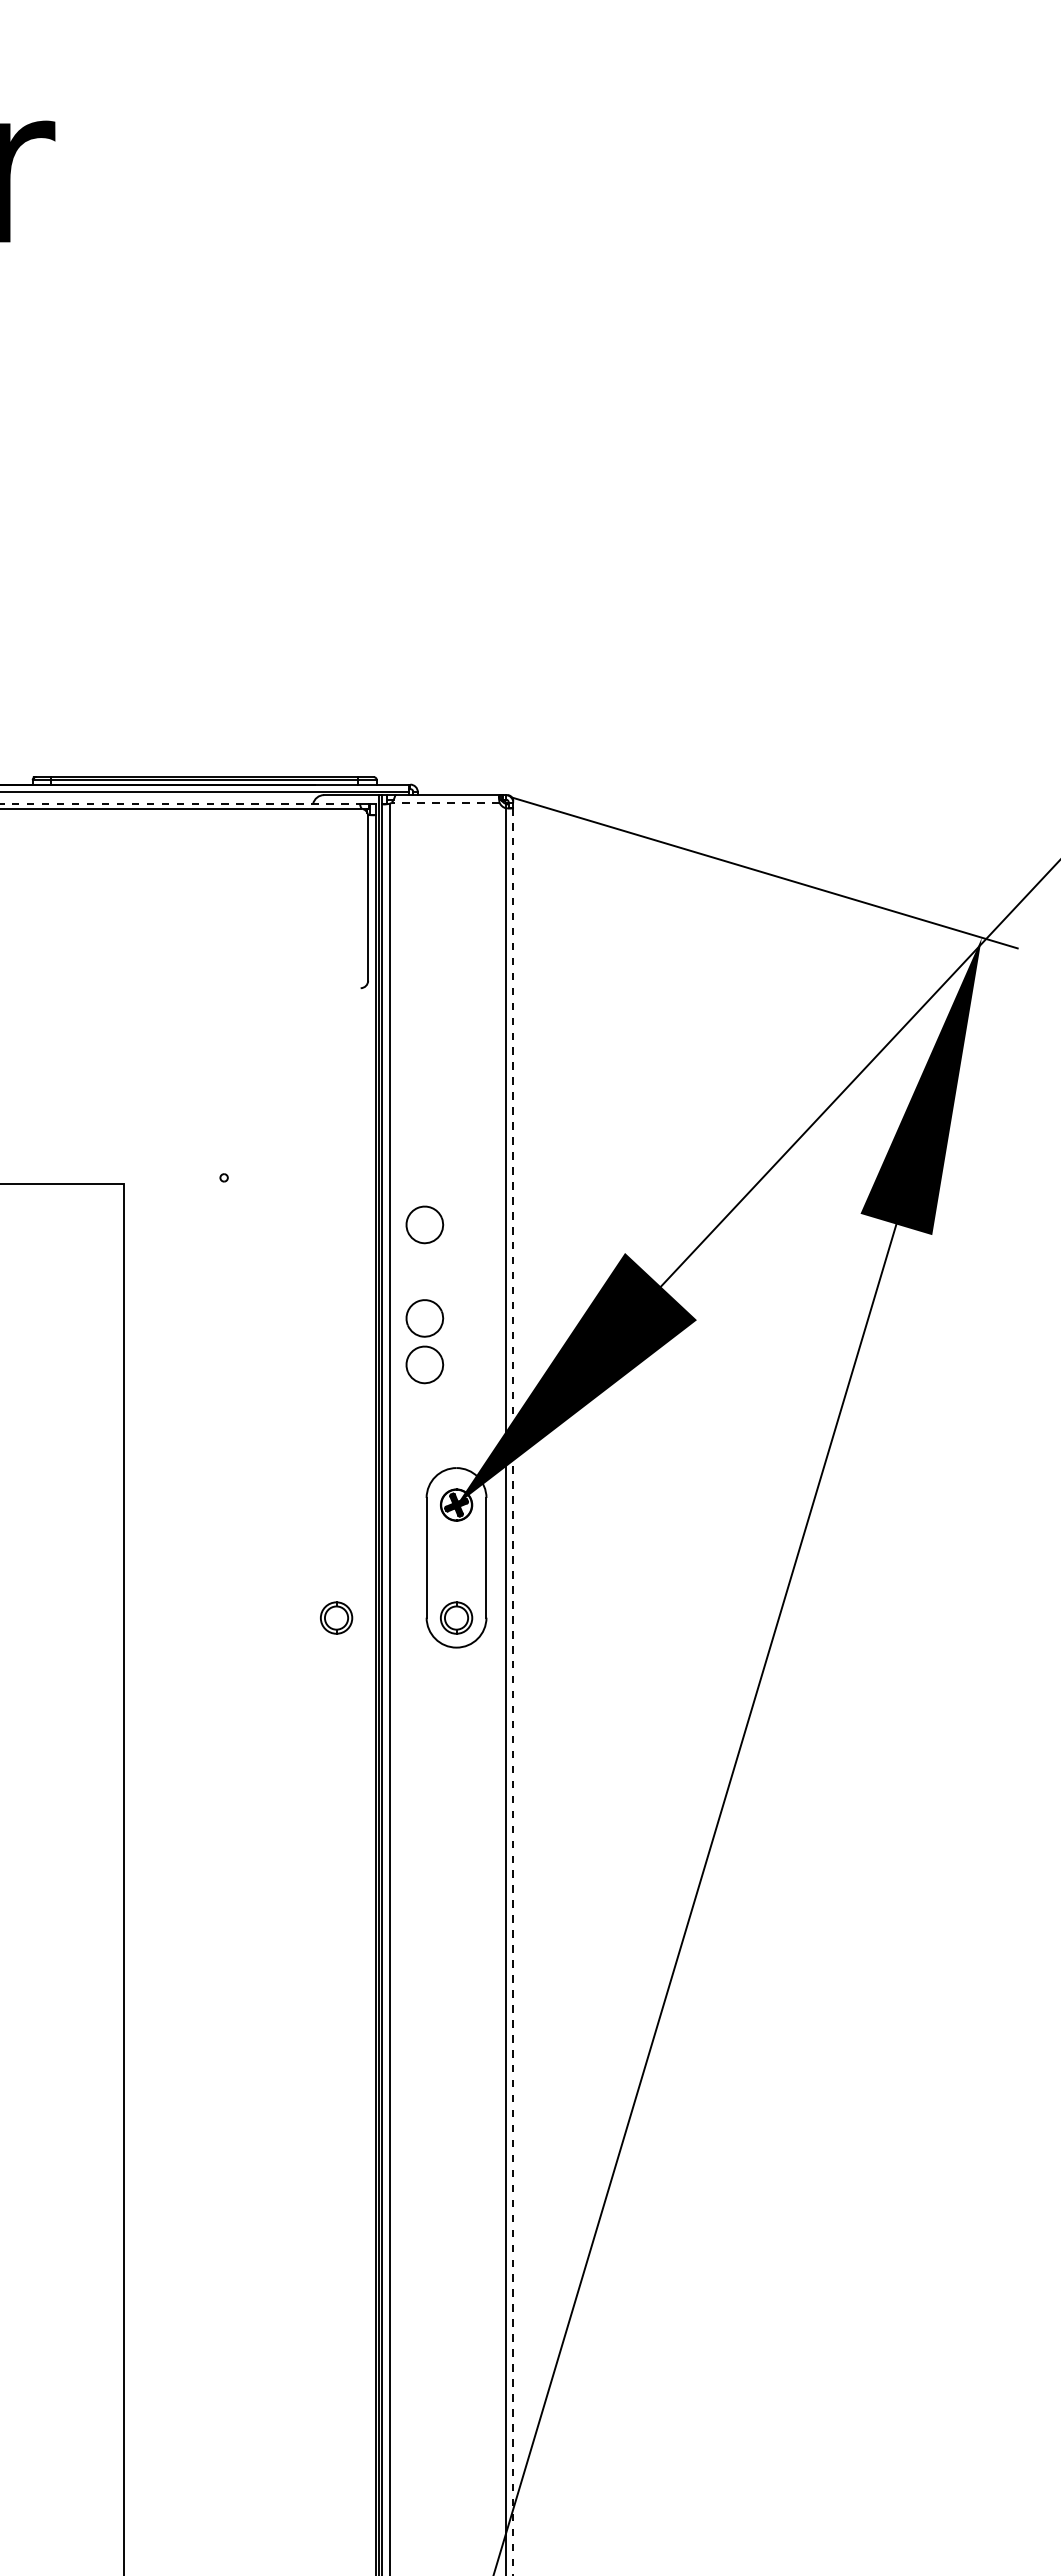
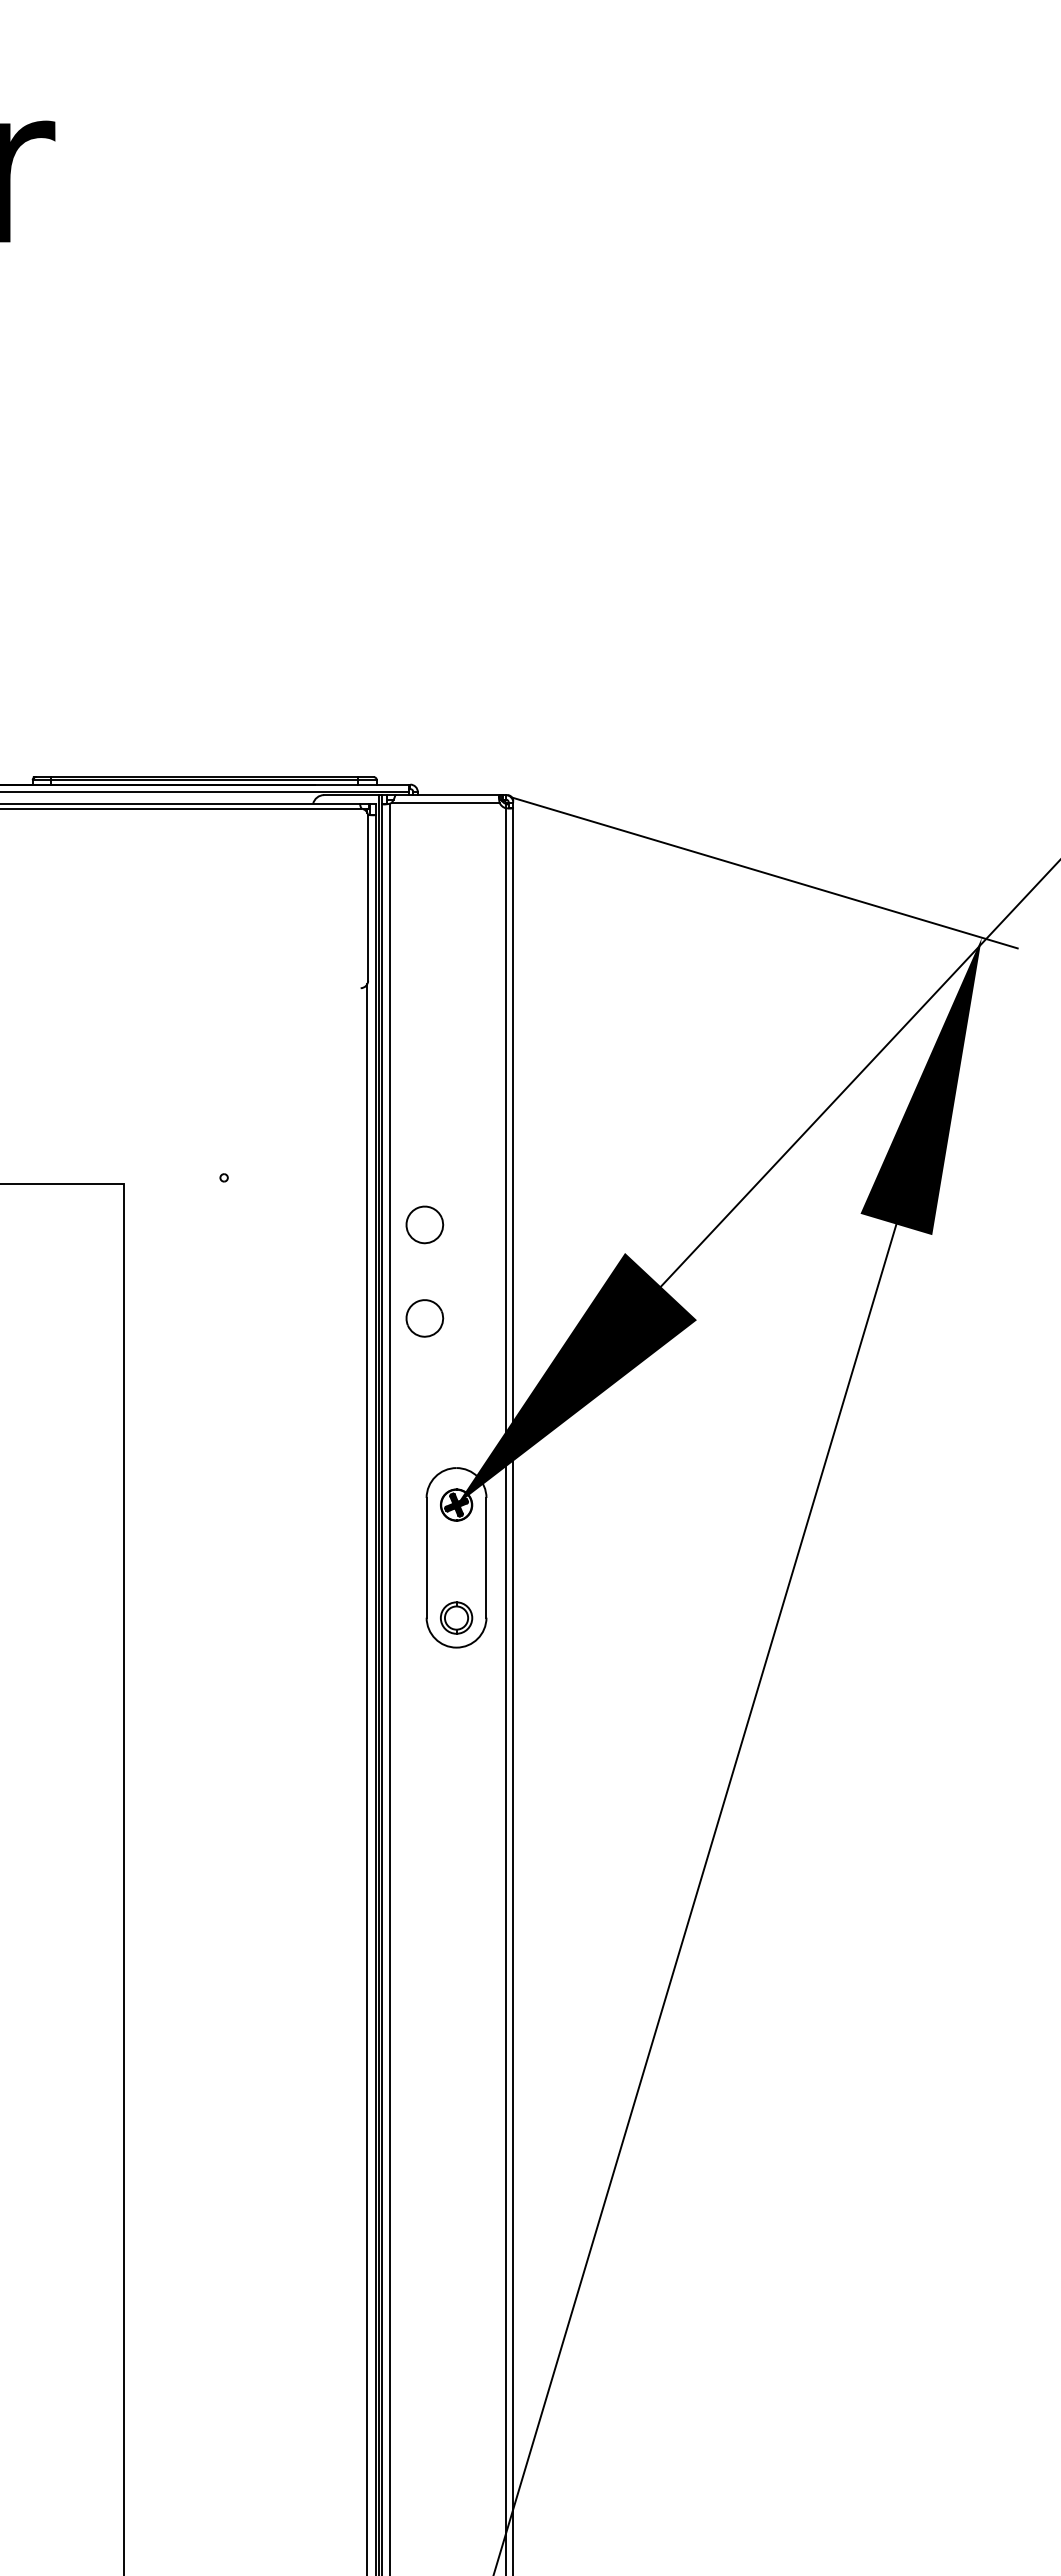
line: dashed -> solid (445, 802)
line: dashed -> solid (180, 803)
part: present -> none (424, 1364)
part: present -> none (336, 1617)
line: dashed -> solid (513, 1690)
line: none -> present (367, 1778)
